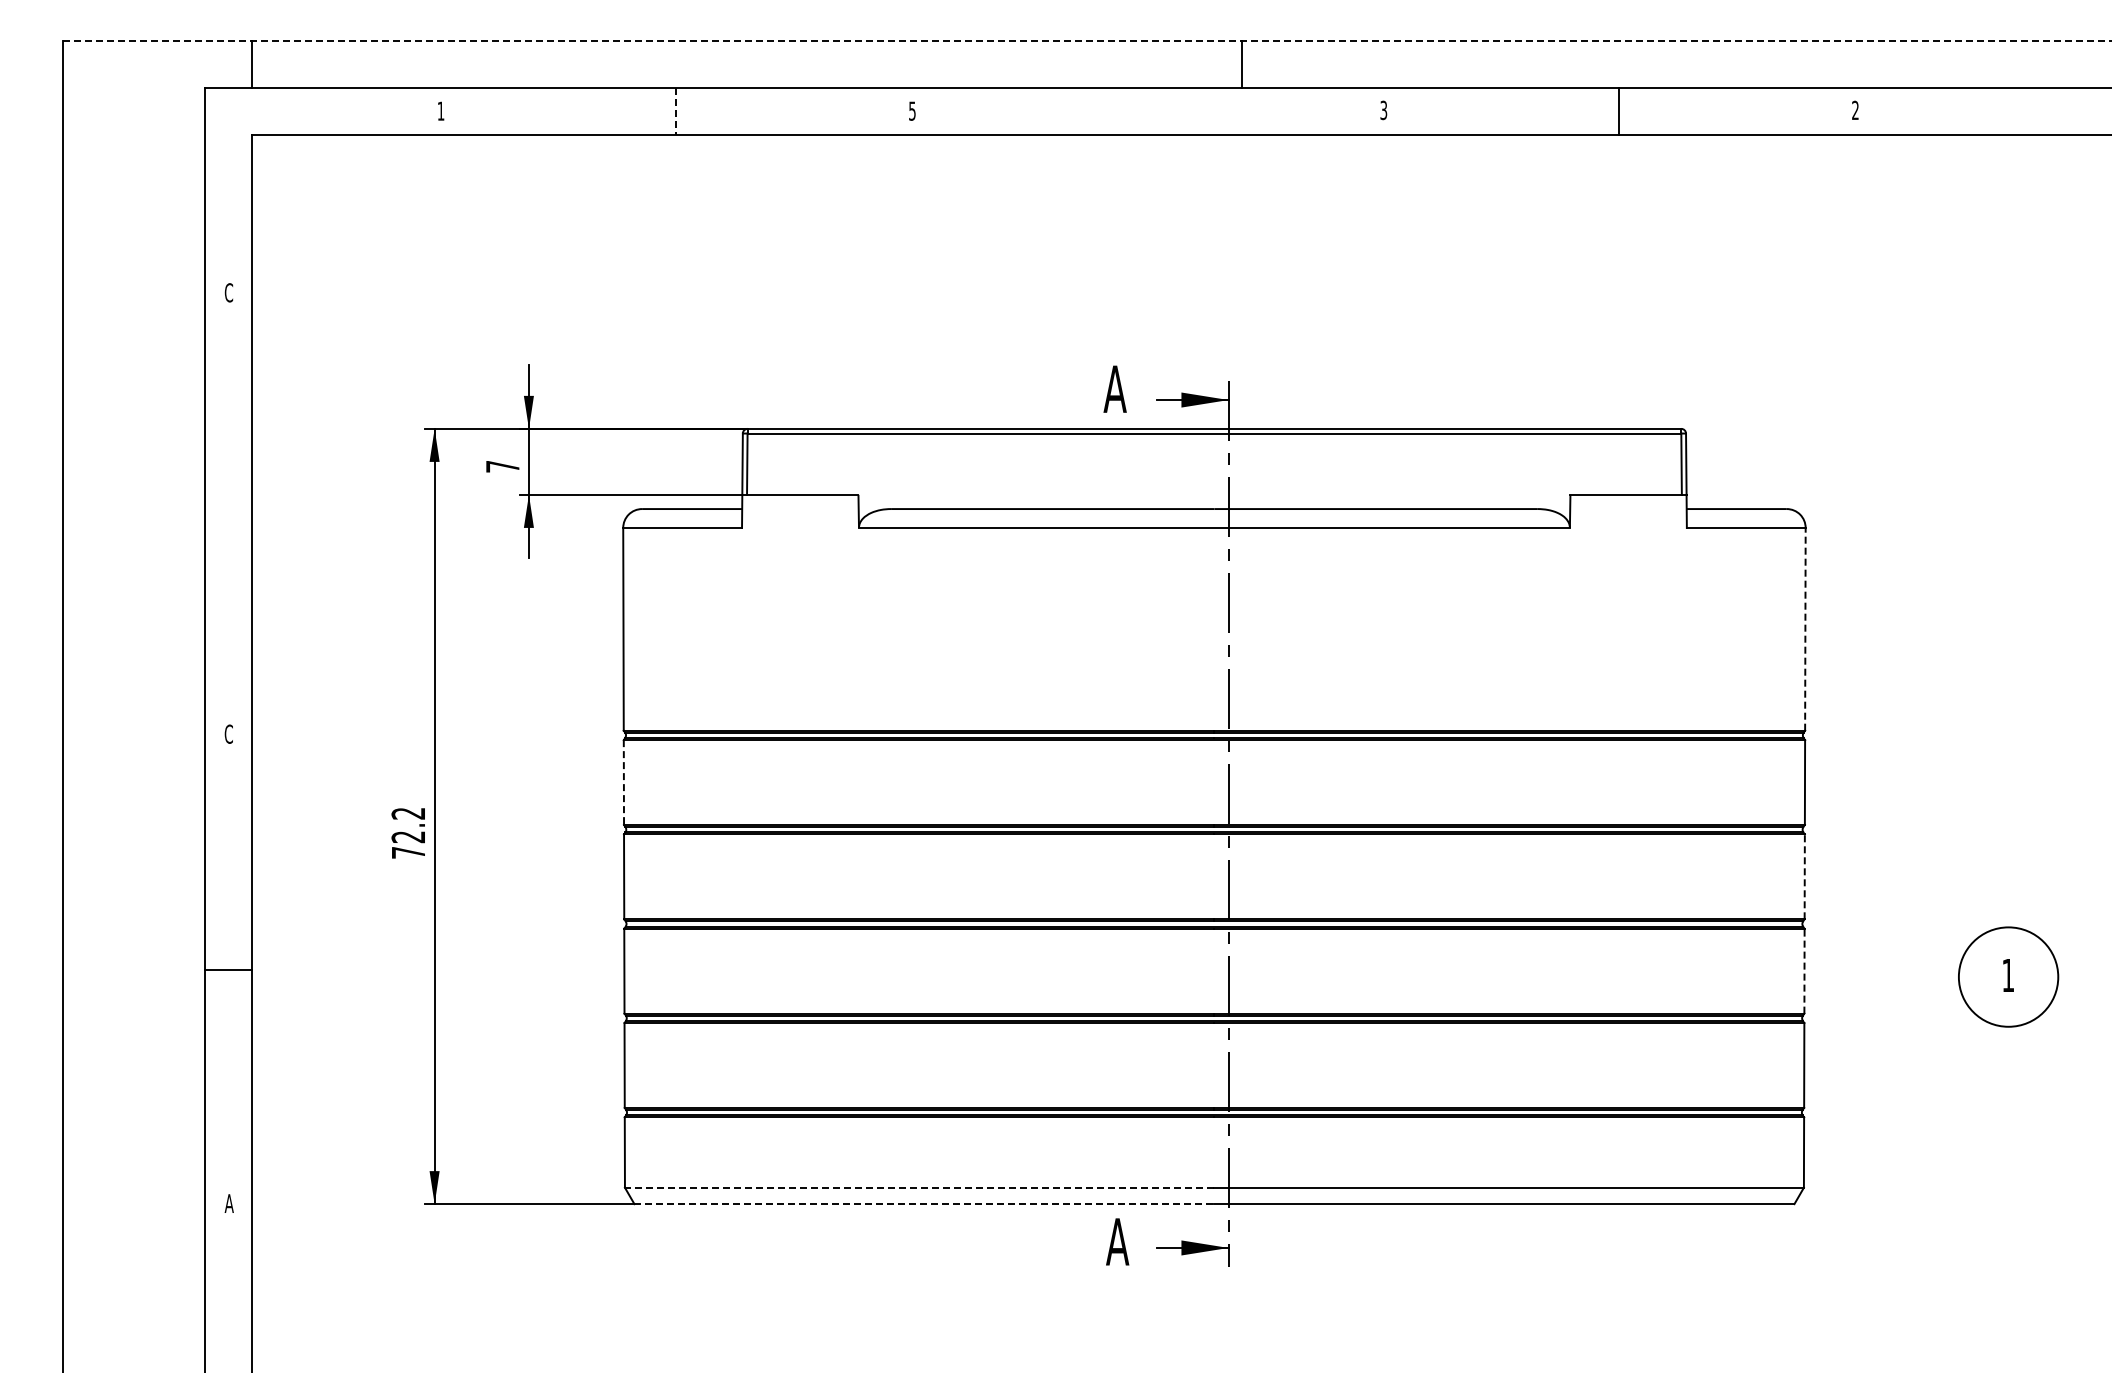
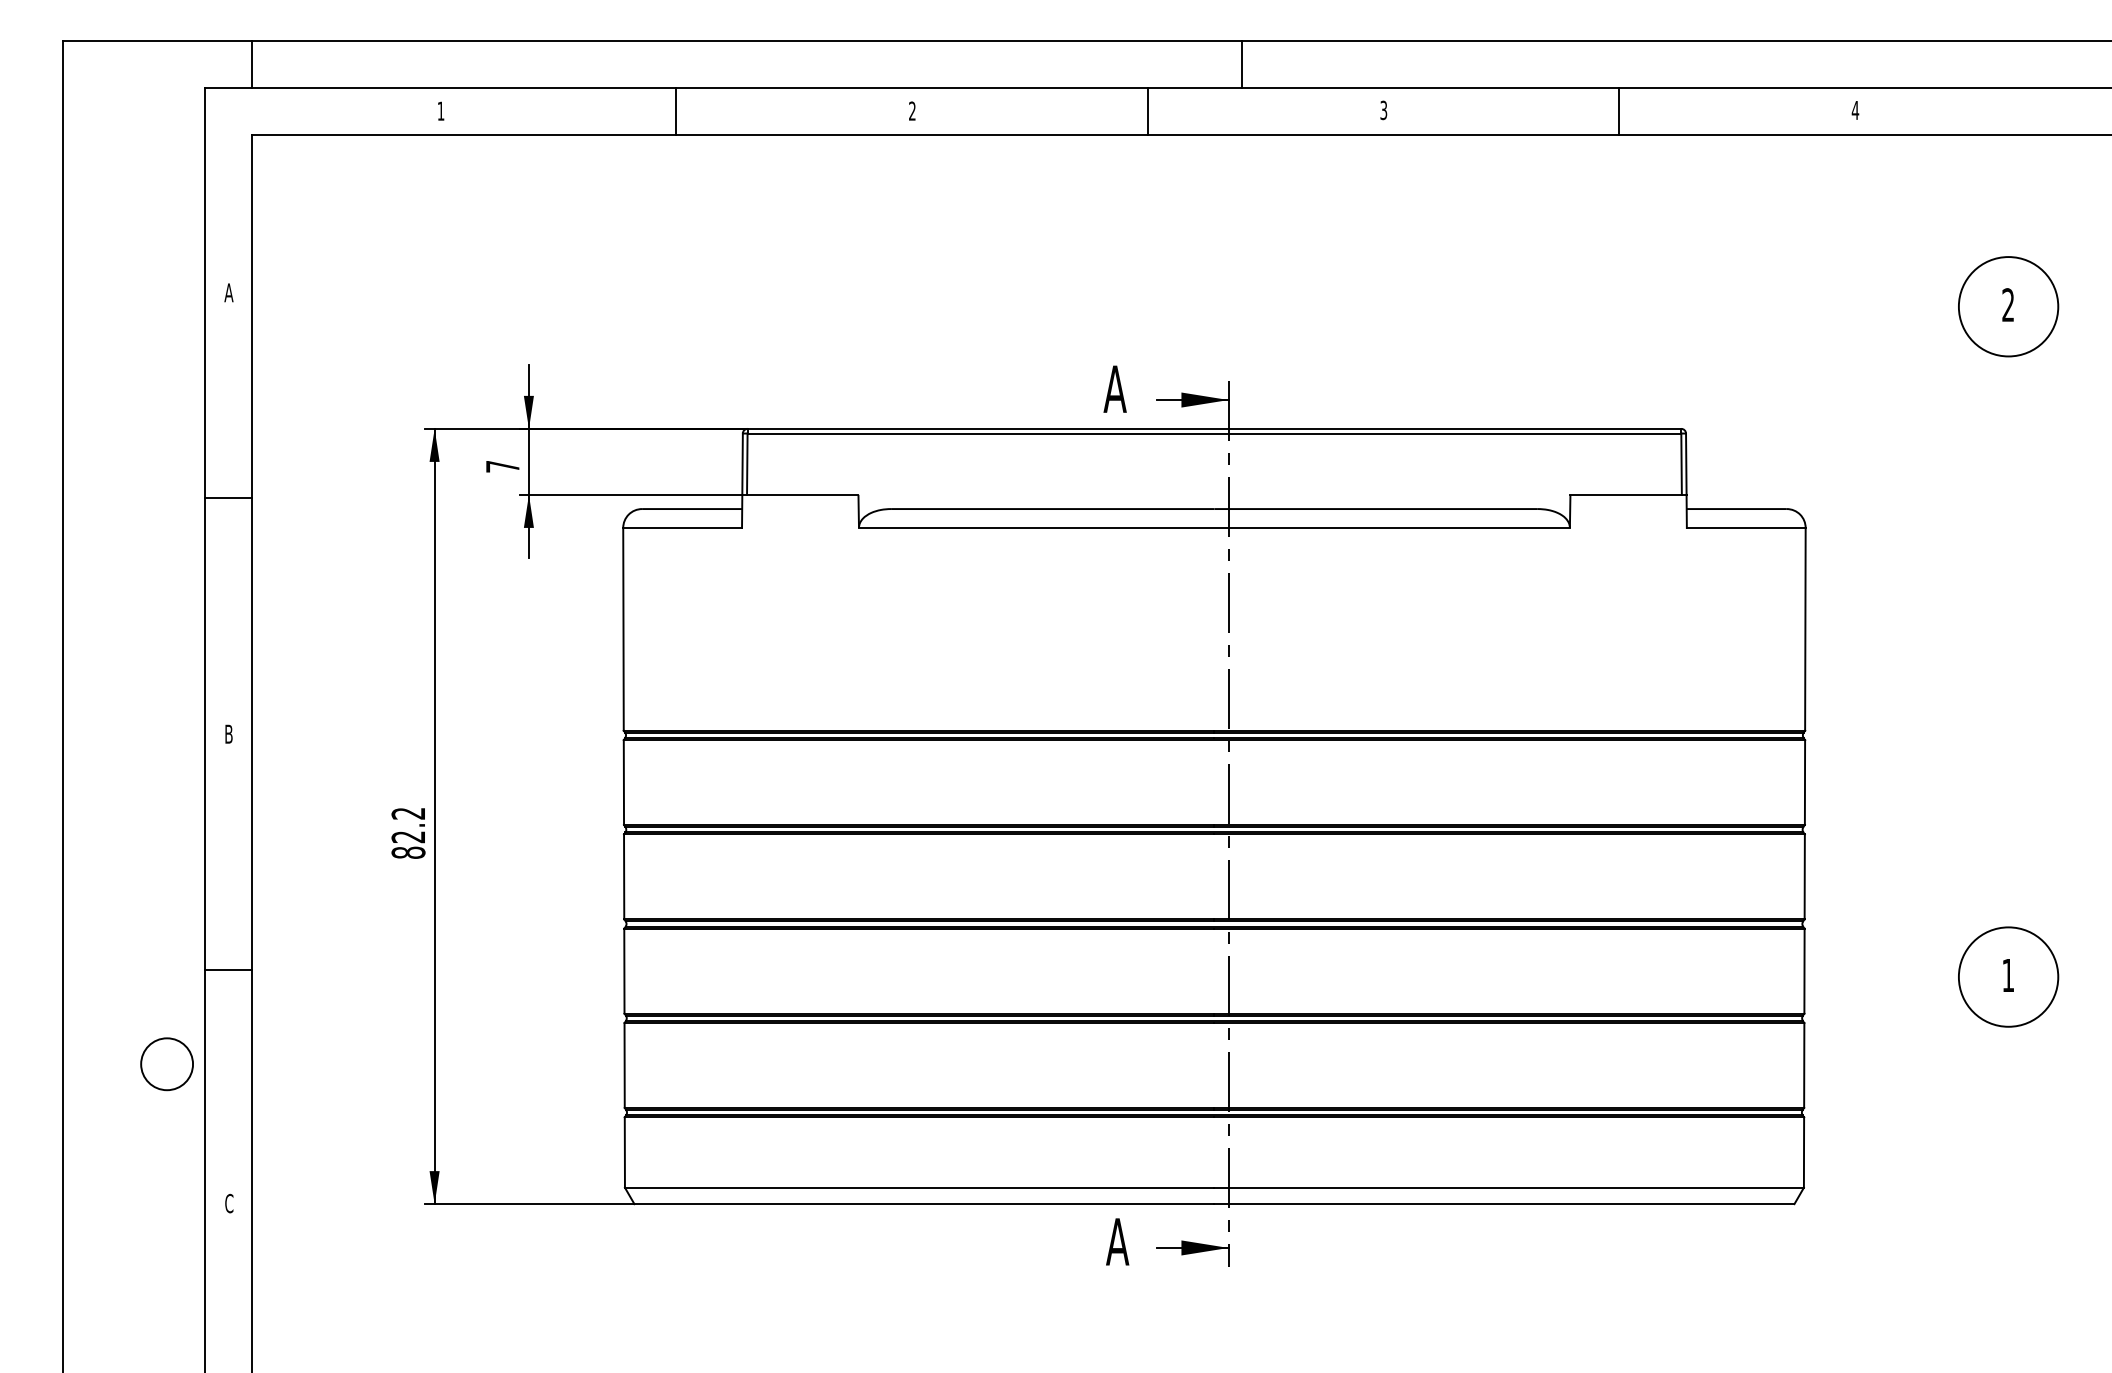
line: dashed -> solid (1088, 41)
text: 2 -> 4 (1855, 109)
text: 5 -> 2 (912, 110)
line: dashed -> solid (676, 111)
line: none -> present (1147, 111)
text: C -> A (228, 292)
part: none -> present (2008, 306)
line: none -> present (227, 498)
line: dashed -> solid (1805, 628)
text: C -> B (228, 733)
line: dashed -> solid (623, 783)
text: 72.2 -> 82.2 (408, 852)
line: dashed -> solid (1804, 876)
line: dashed -> solid (1804, 970)
circle: none -> present (166, 1064)
line: dashed -> solid (919, 1187)
text: A -> C (228, 1203)
line: dashed -> solid (924, 1204)
